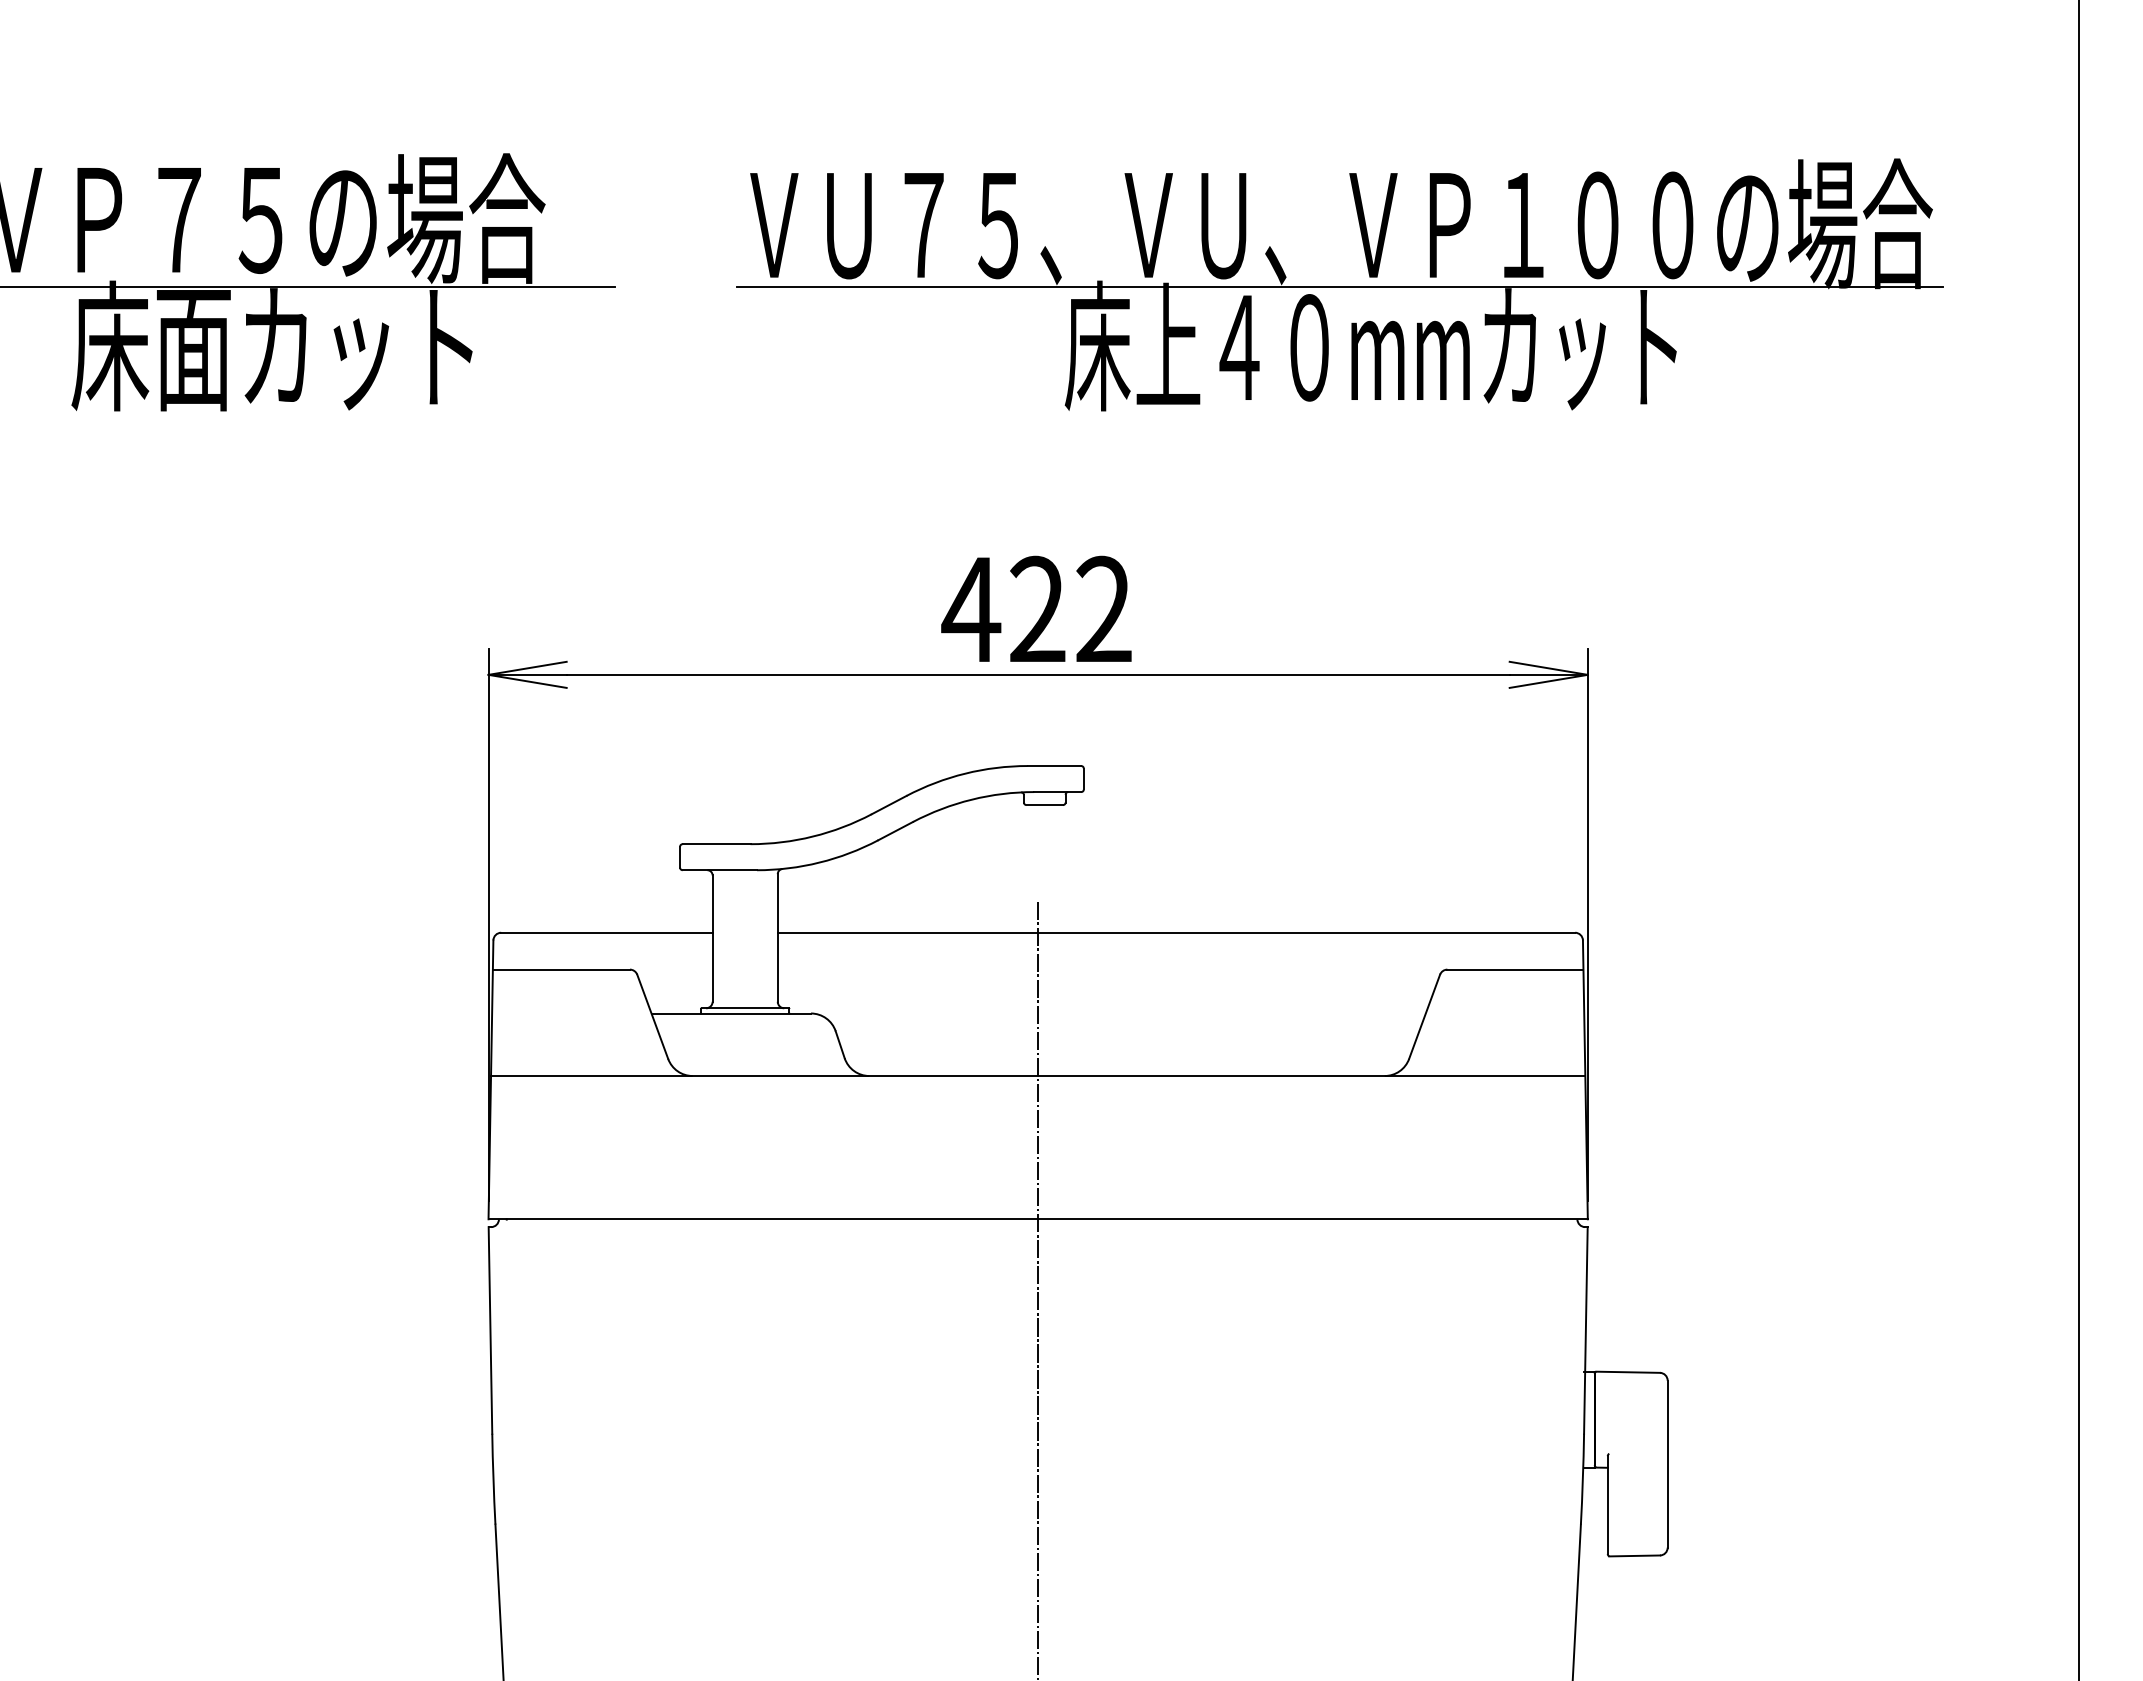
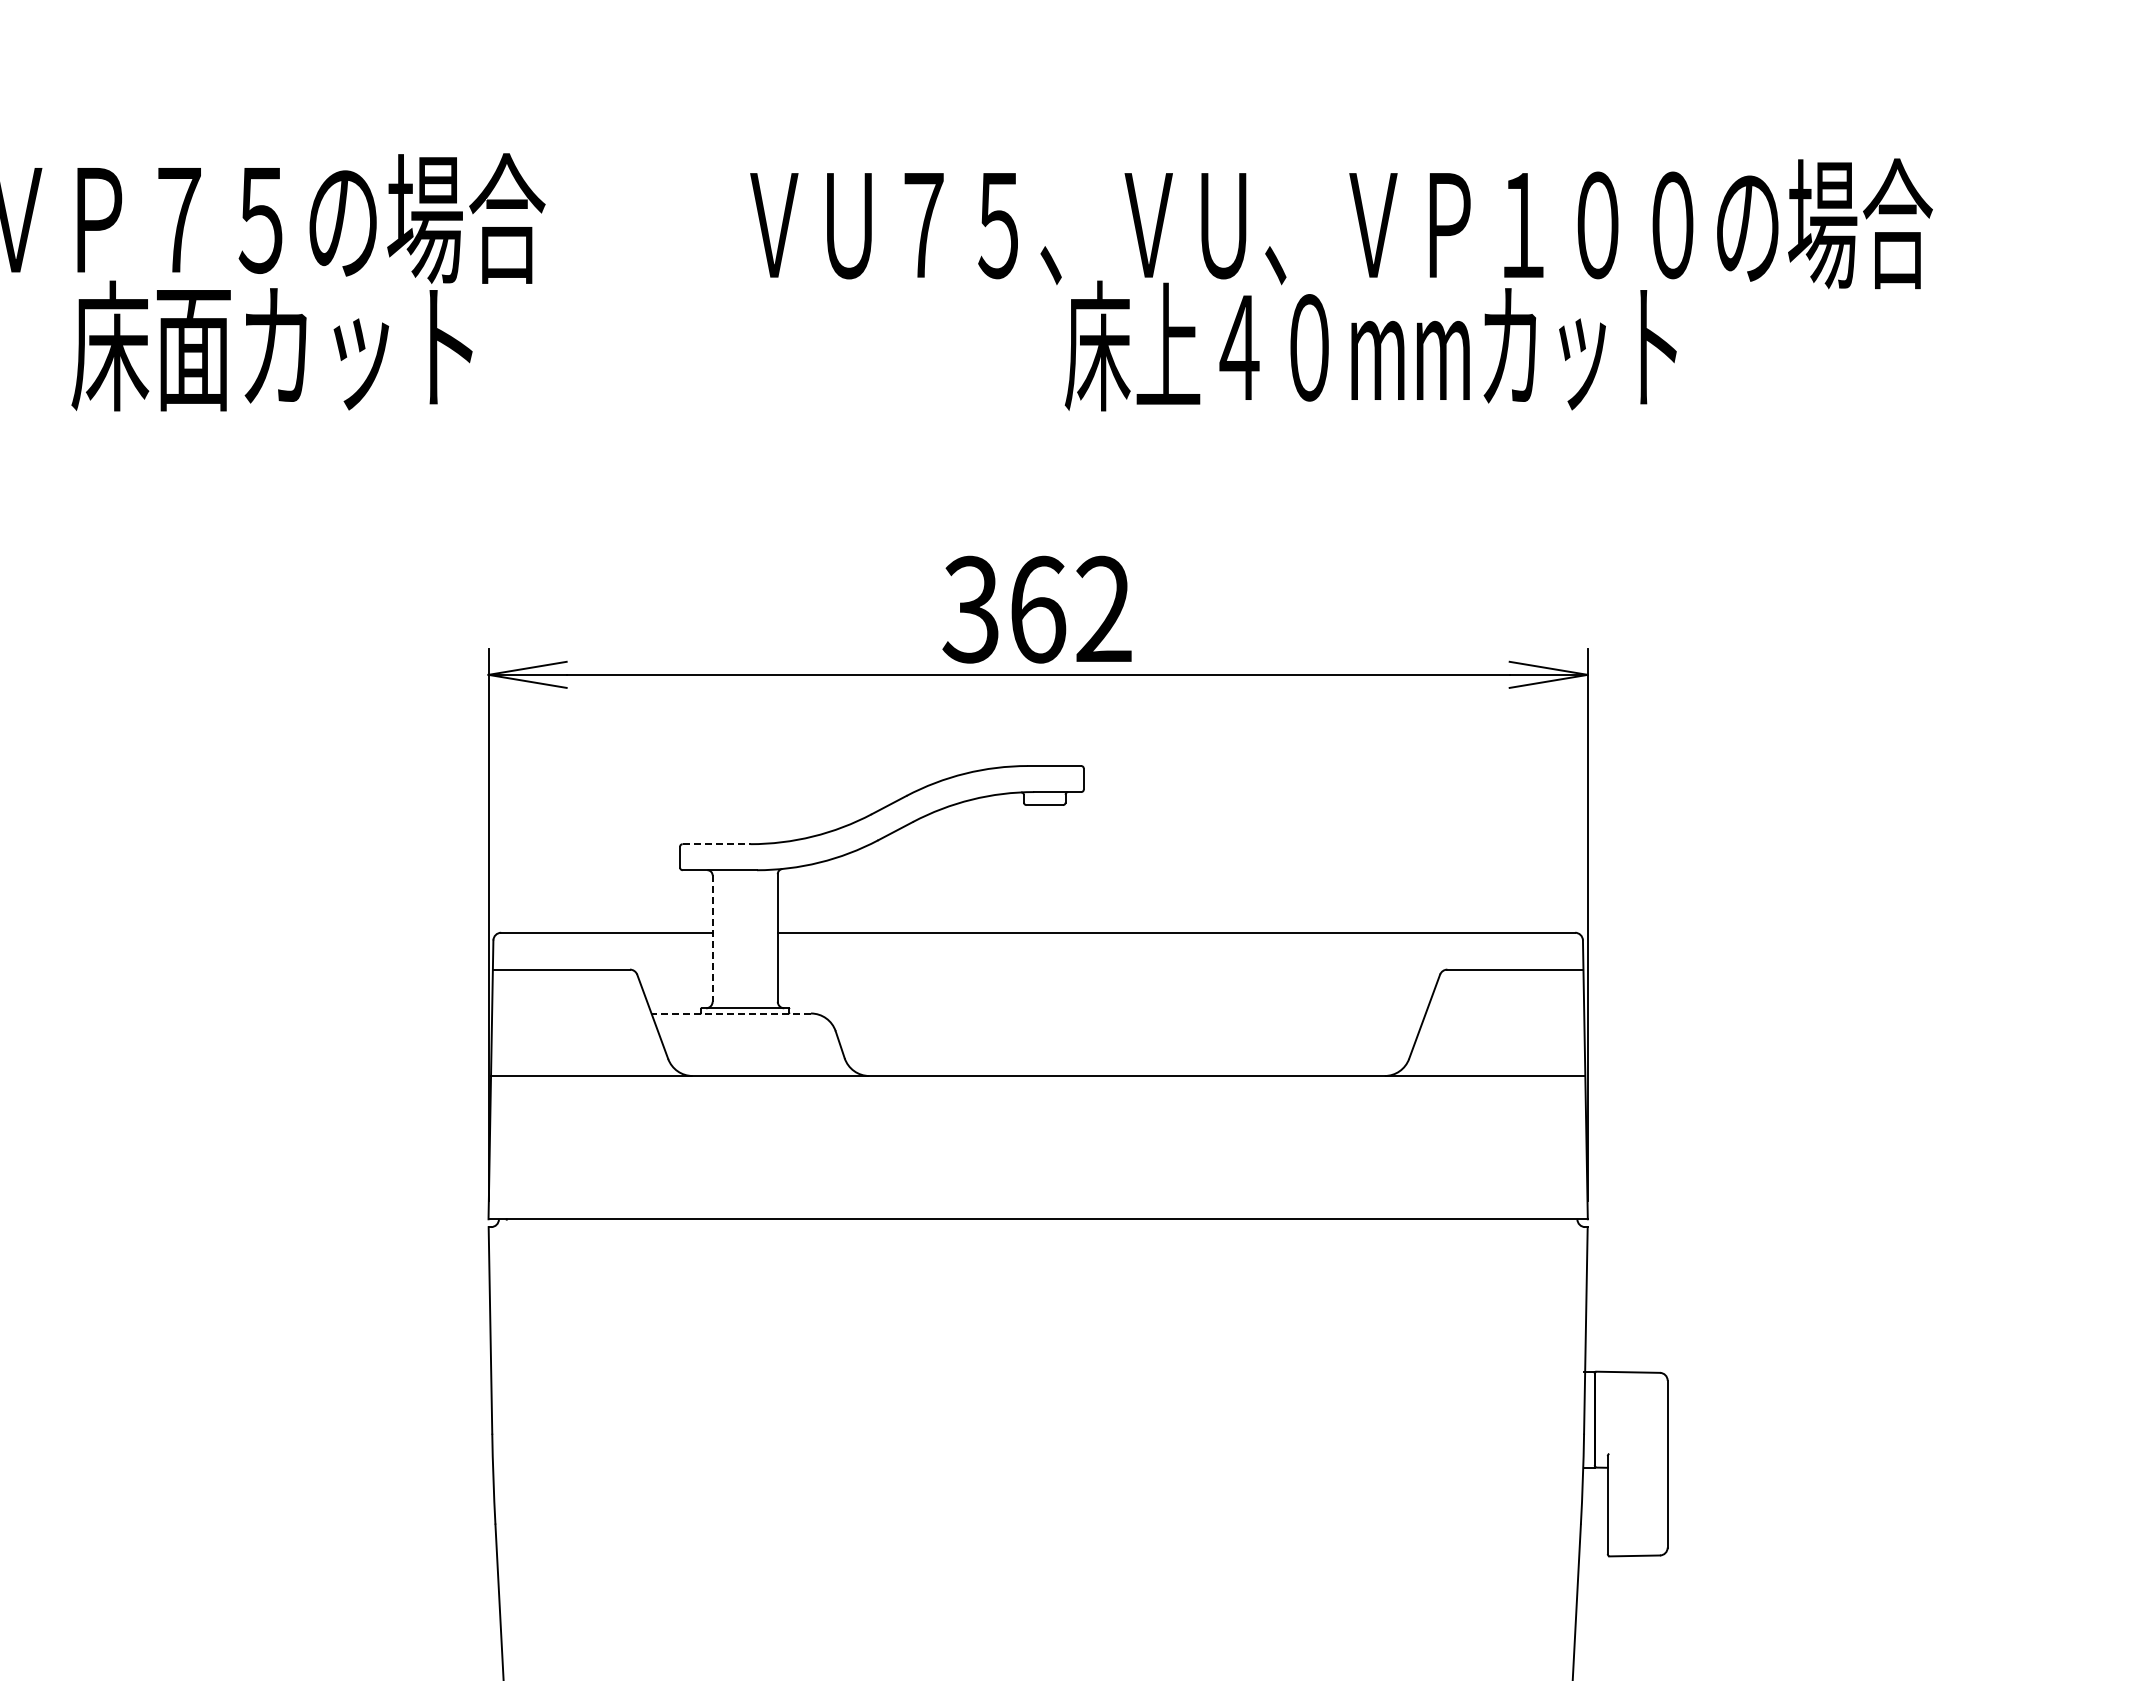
line: present -> none (308, 286)
line: present -> none (1340, 286)
text: 422 -> 362 (1003, 609)
line: present -> none (2078, 839)
line: solid -> dashed (716, 844)
line: solid -> dashed (712, 939)
line: solid -> dashed (731, 1013)
line: present -> none (1038, 1289)
